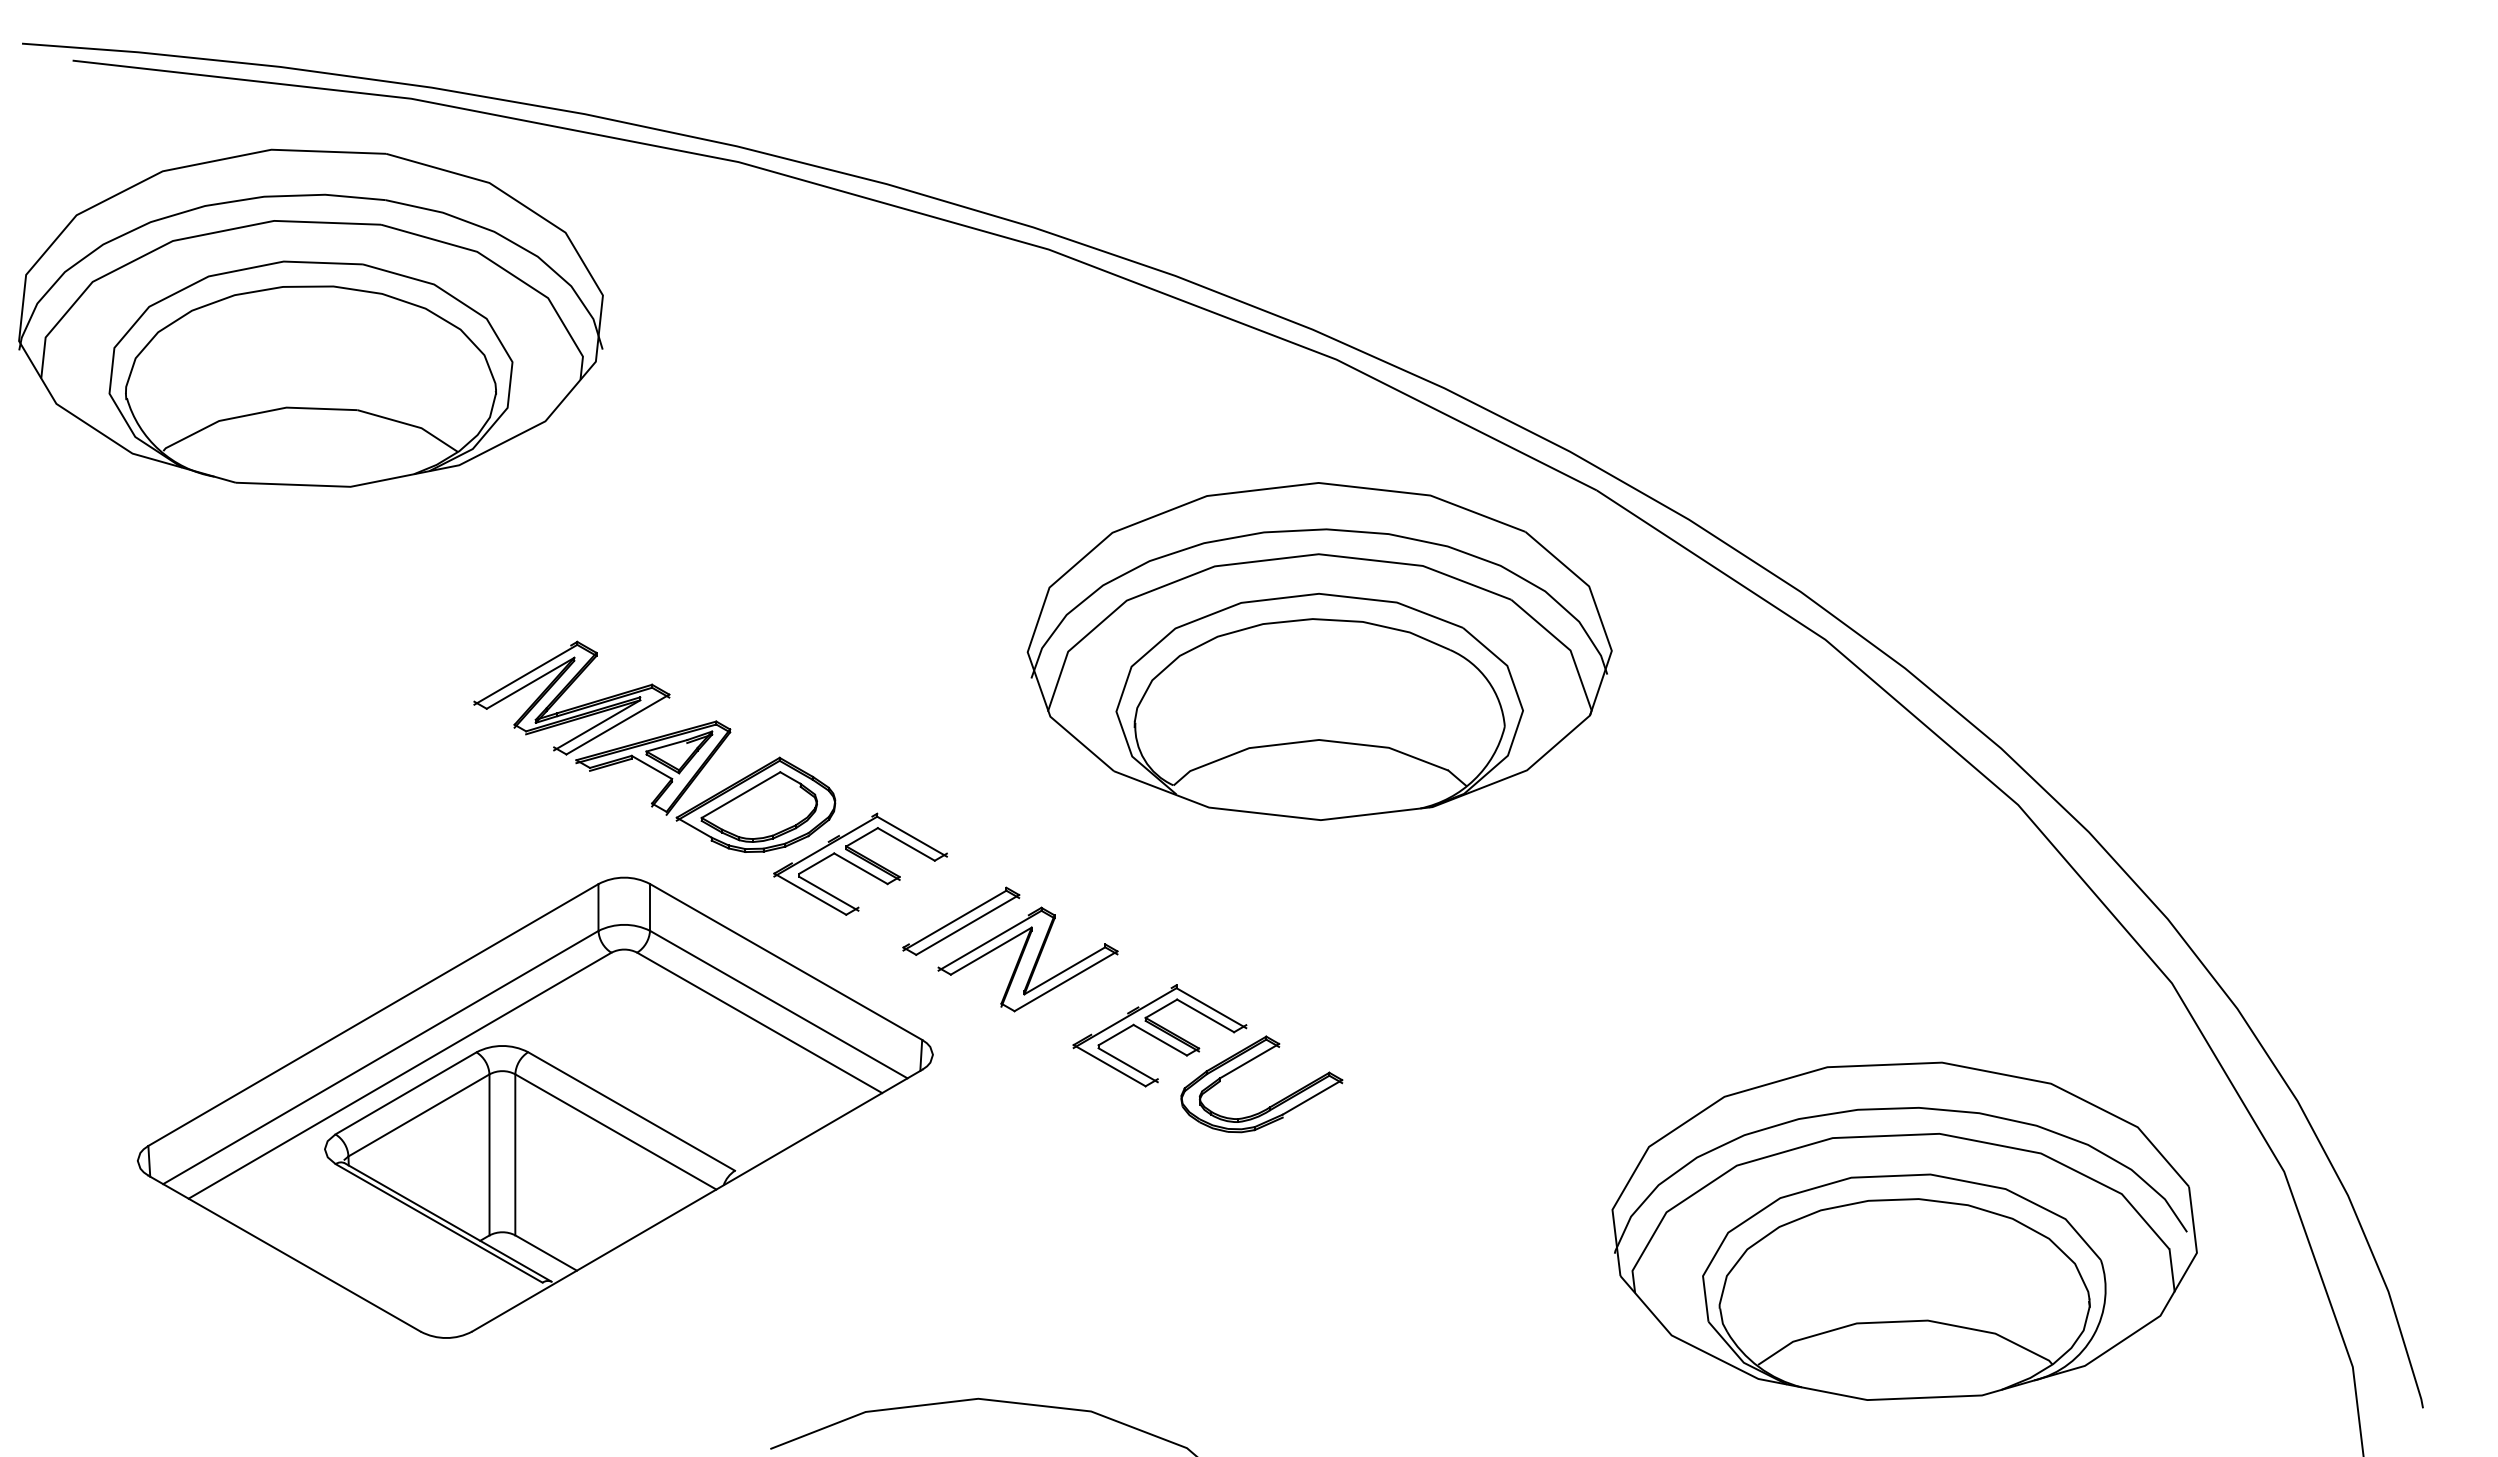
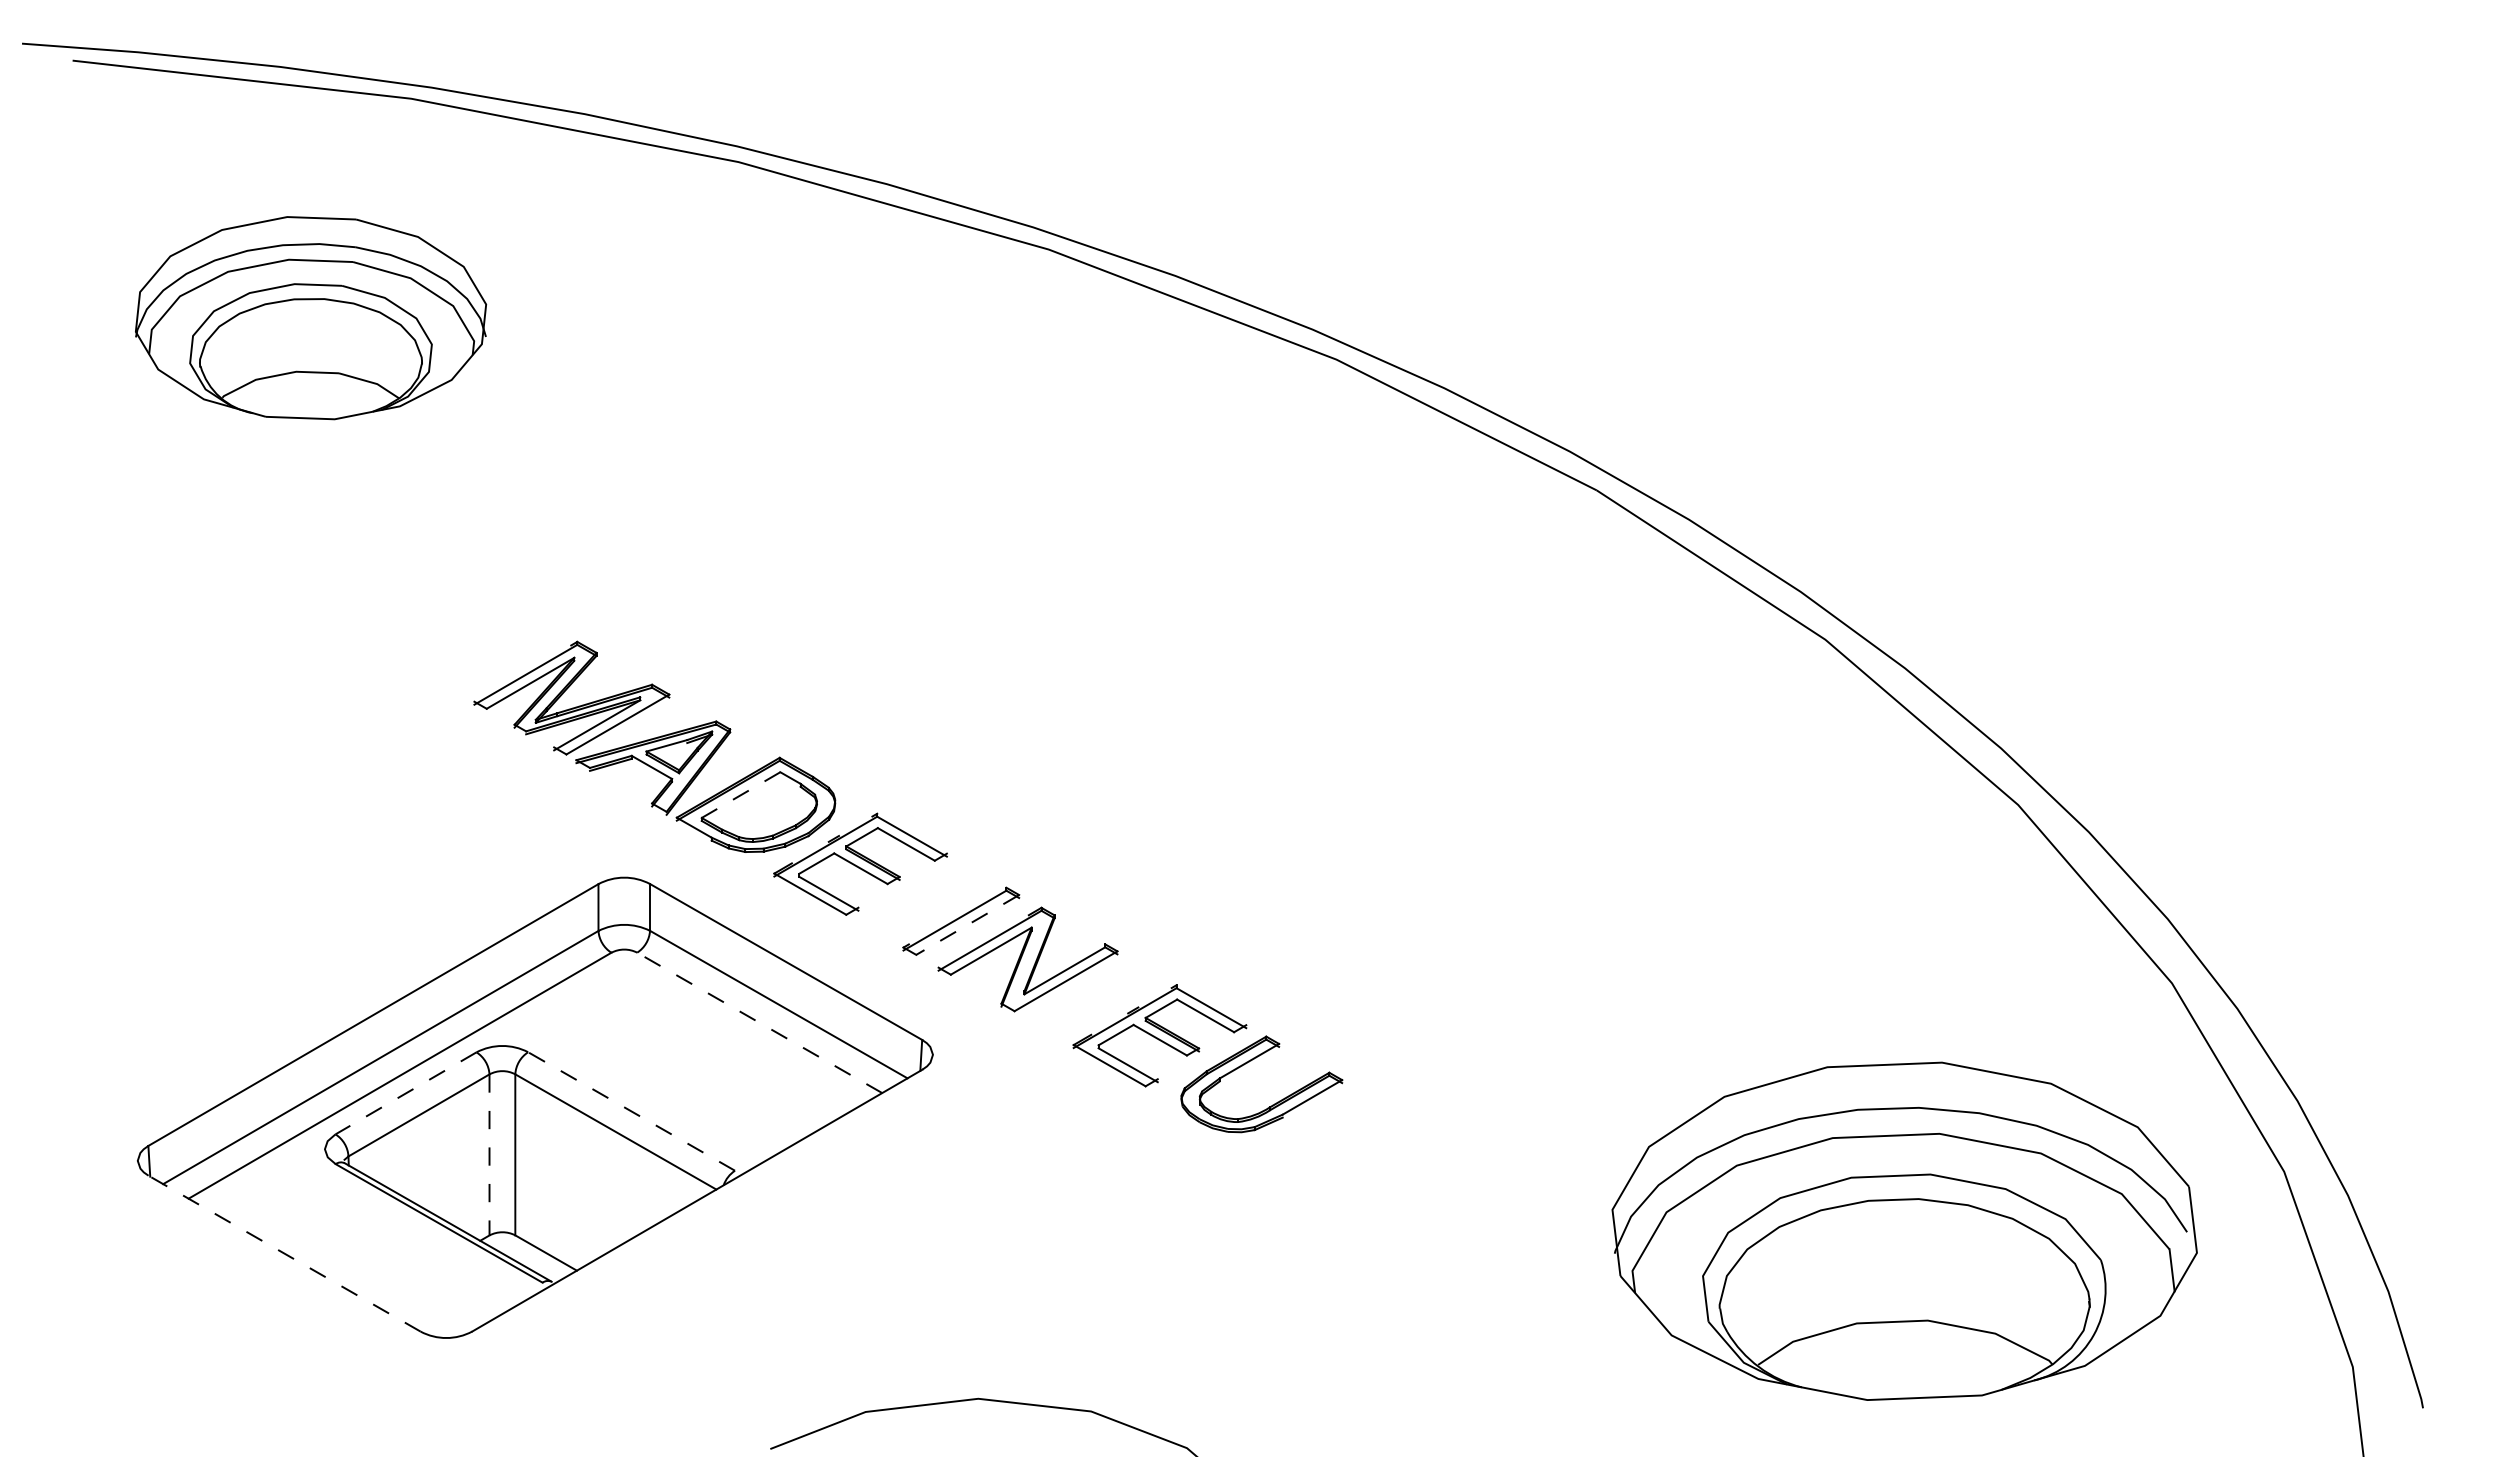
part size: 586x340 px -> 353x205 px (311, 318)
part: present -> none (1319, 651)
line: solid -> dashed (740, 795)
line: solid -> dashed (967, 924)
line: solid -> dashed (759, 1022)
line: solid -> dashed (406, 1093)
line: solid -> dashed (631, 1111)
line: solid -> dashed (489, 1154)
line: solid -> dashed (284, 1253)
